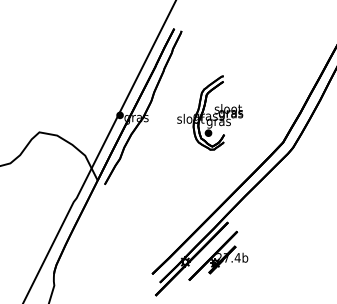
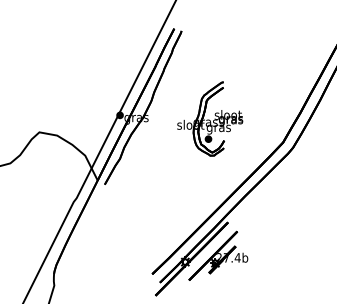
part position: (210, 112) -> (210, 118) (210, 118)
